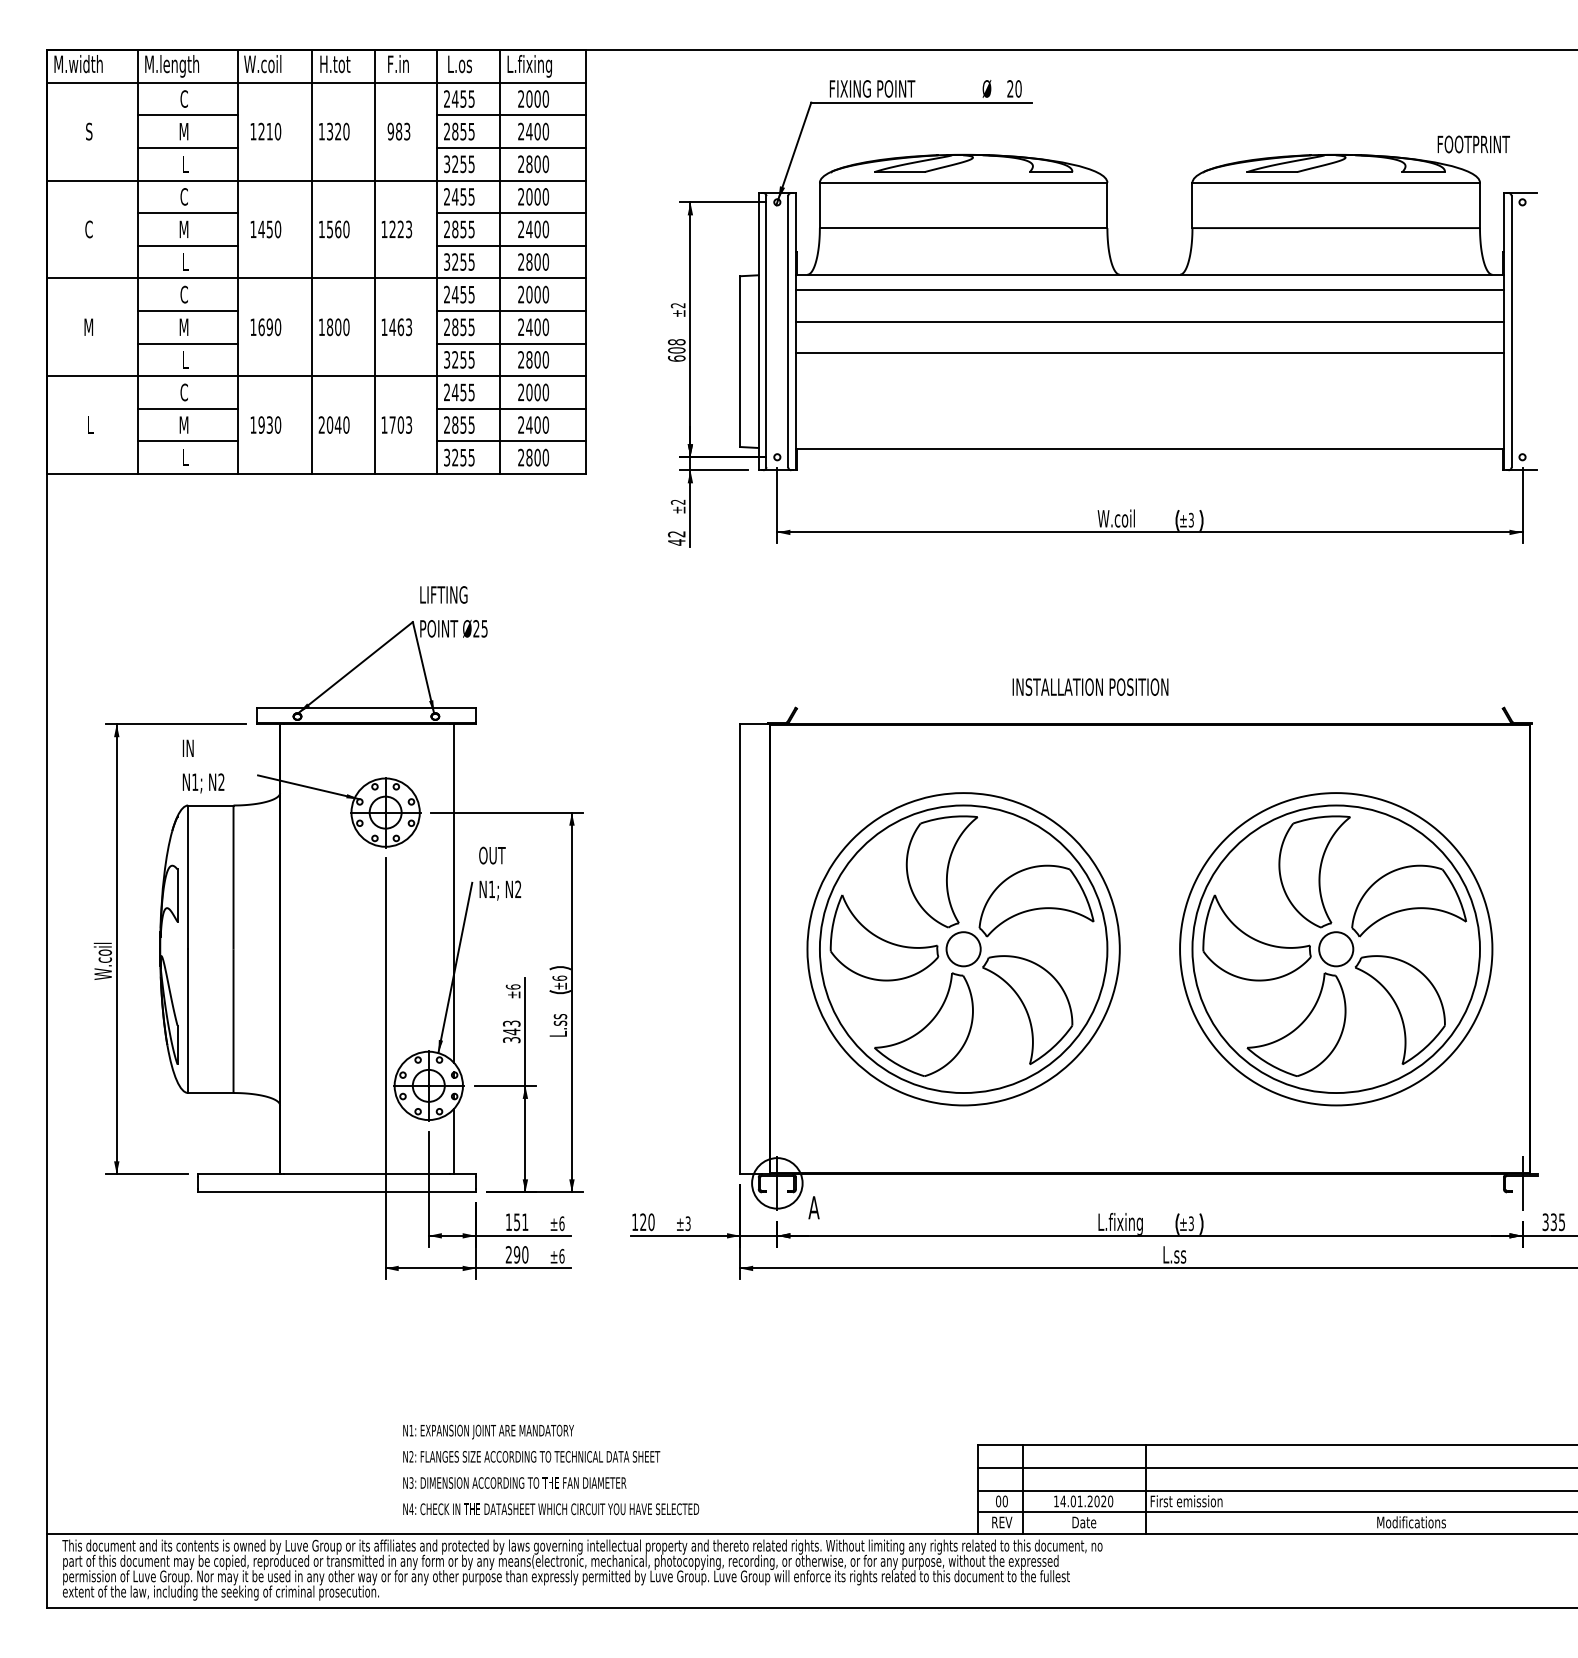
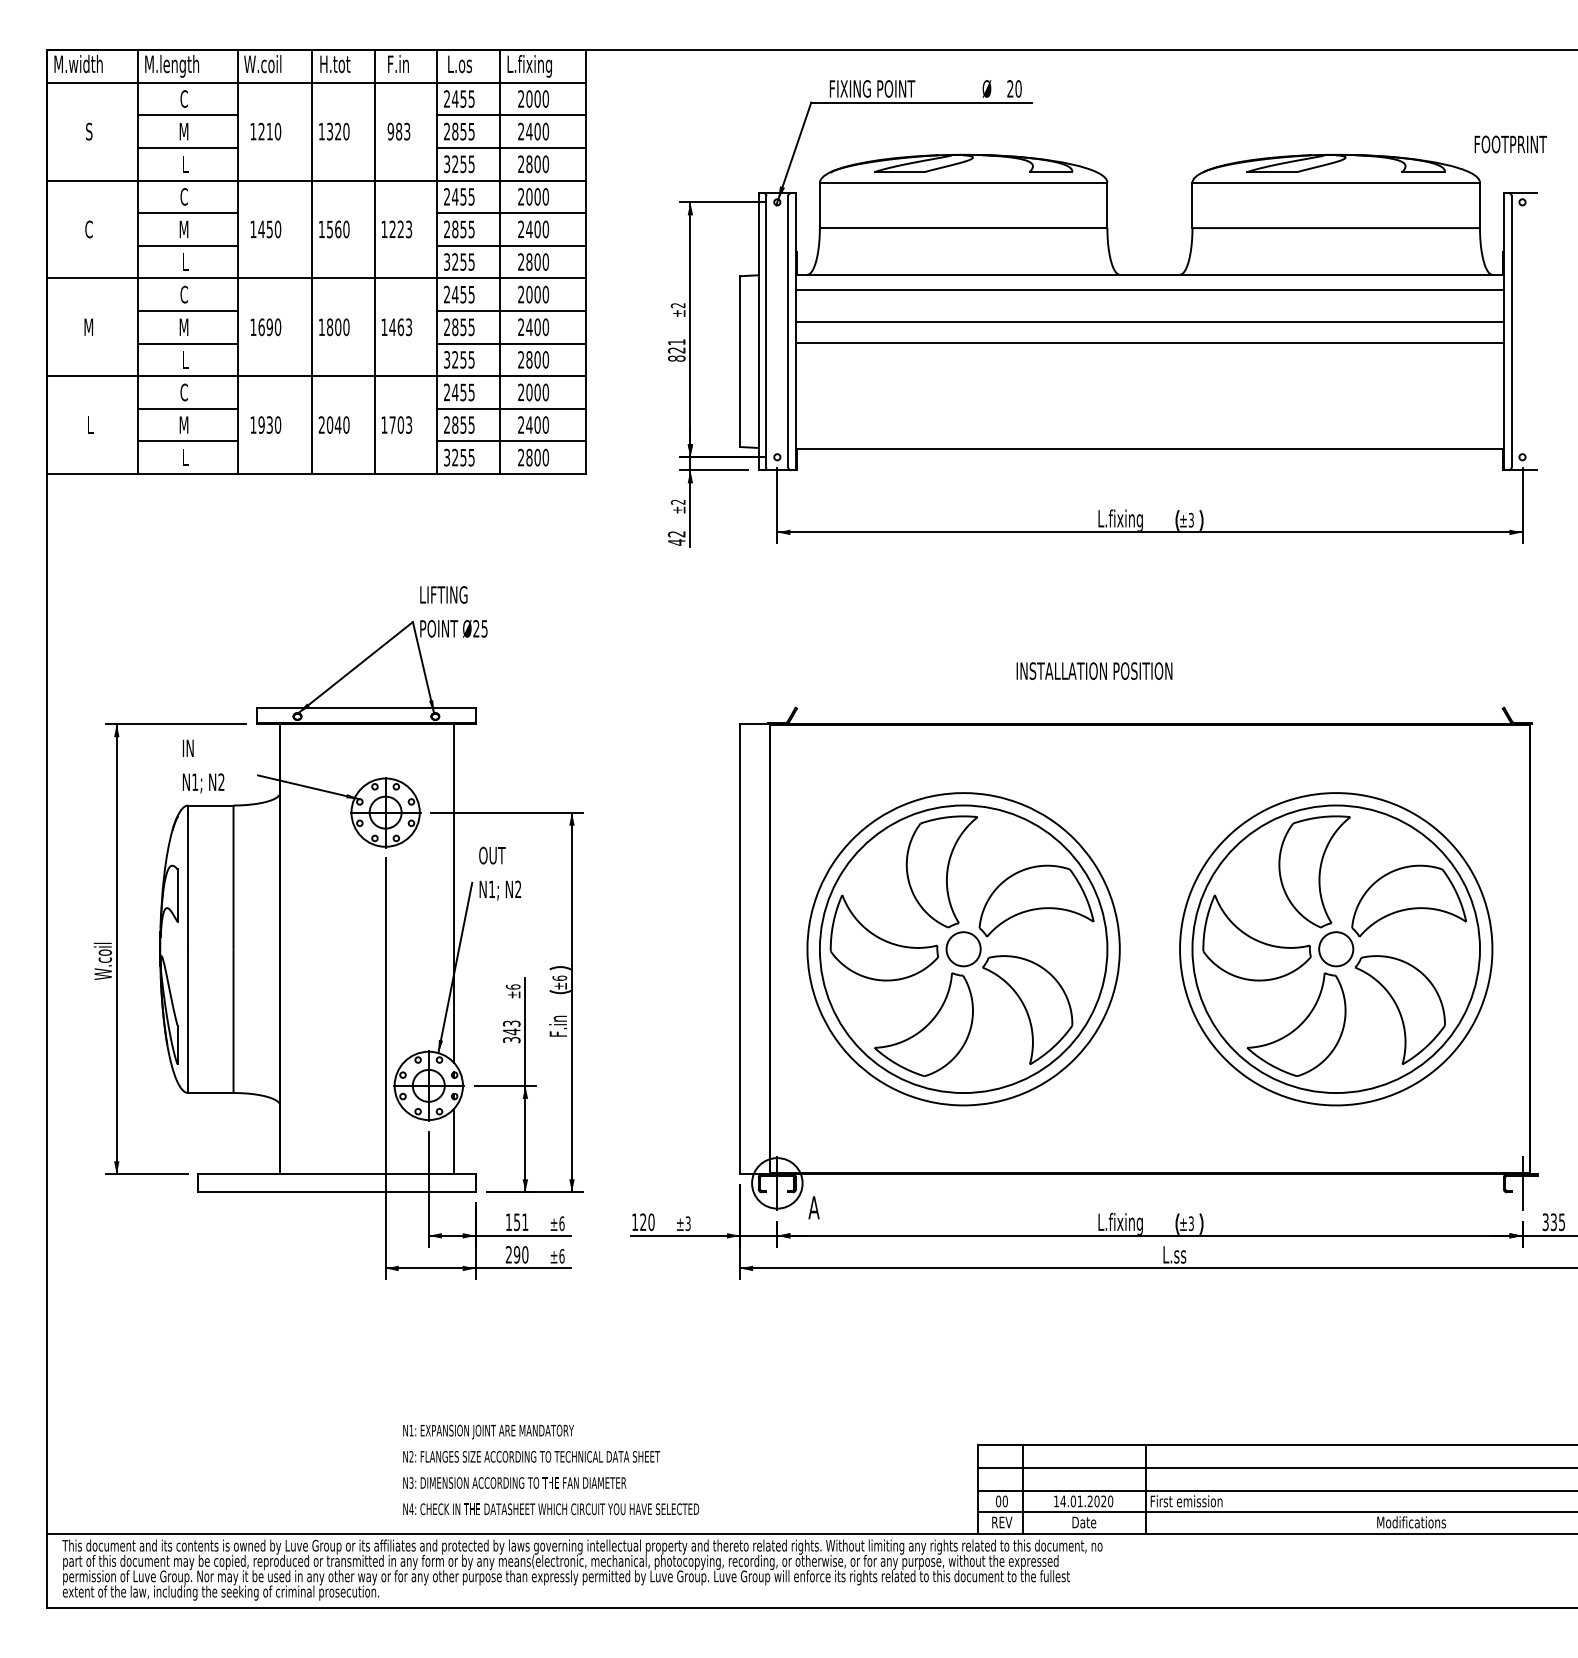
text position: (1473, 144) -> (1510, 144) (1510, 144)
text: 608 -> 821 (676, 350)
line position: (1149, 352) -> (1149, 342) (1149, 342)
text: W.coil -> L.fixing (1119, 519)
text position: (1090, 686) -> (1094, 670) (1094, 670)
text: L.ss -> F.in (558, 1024)
